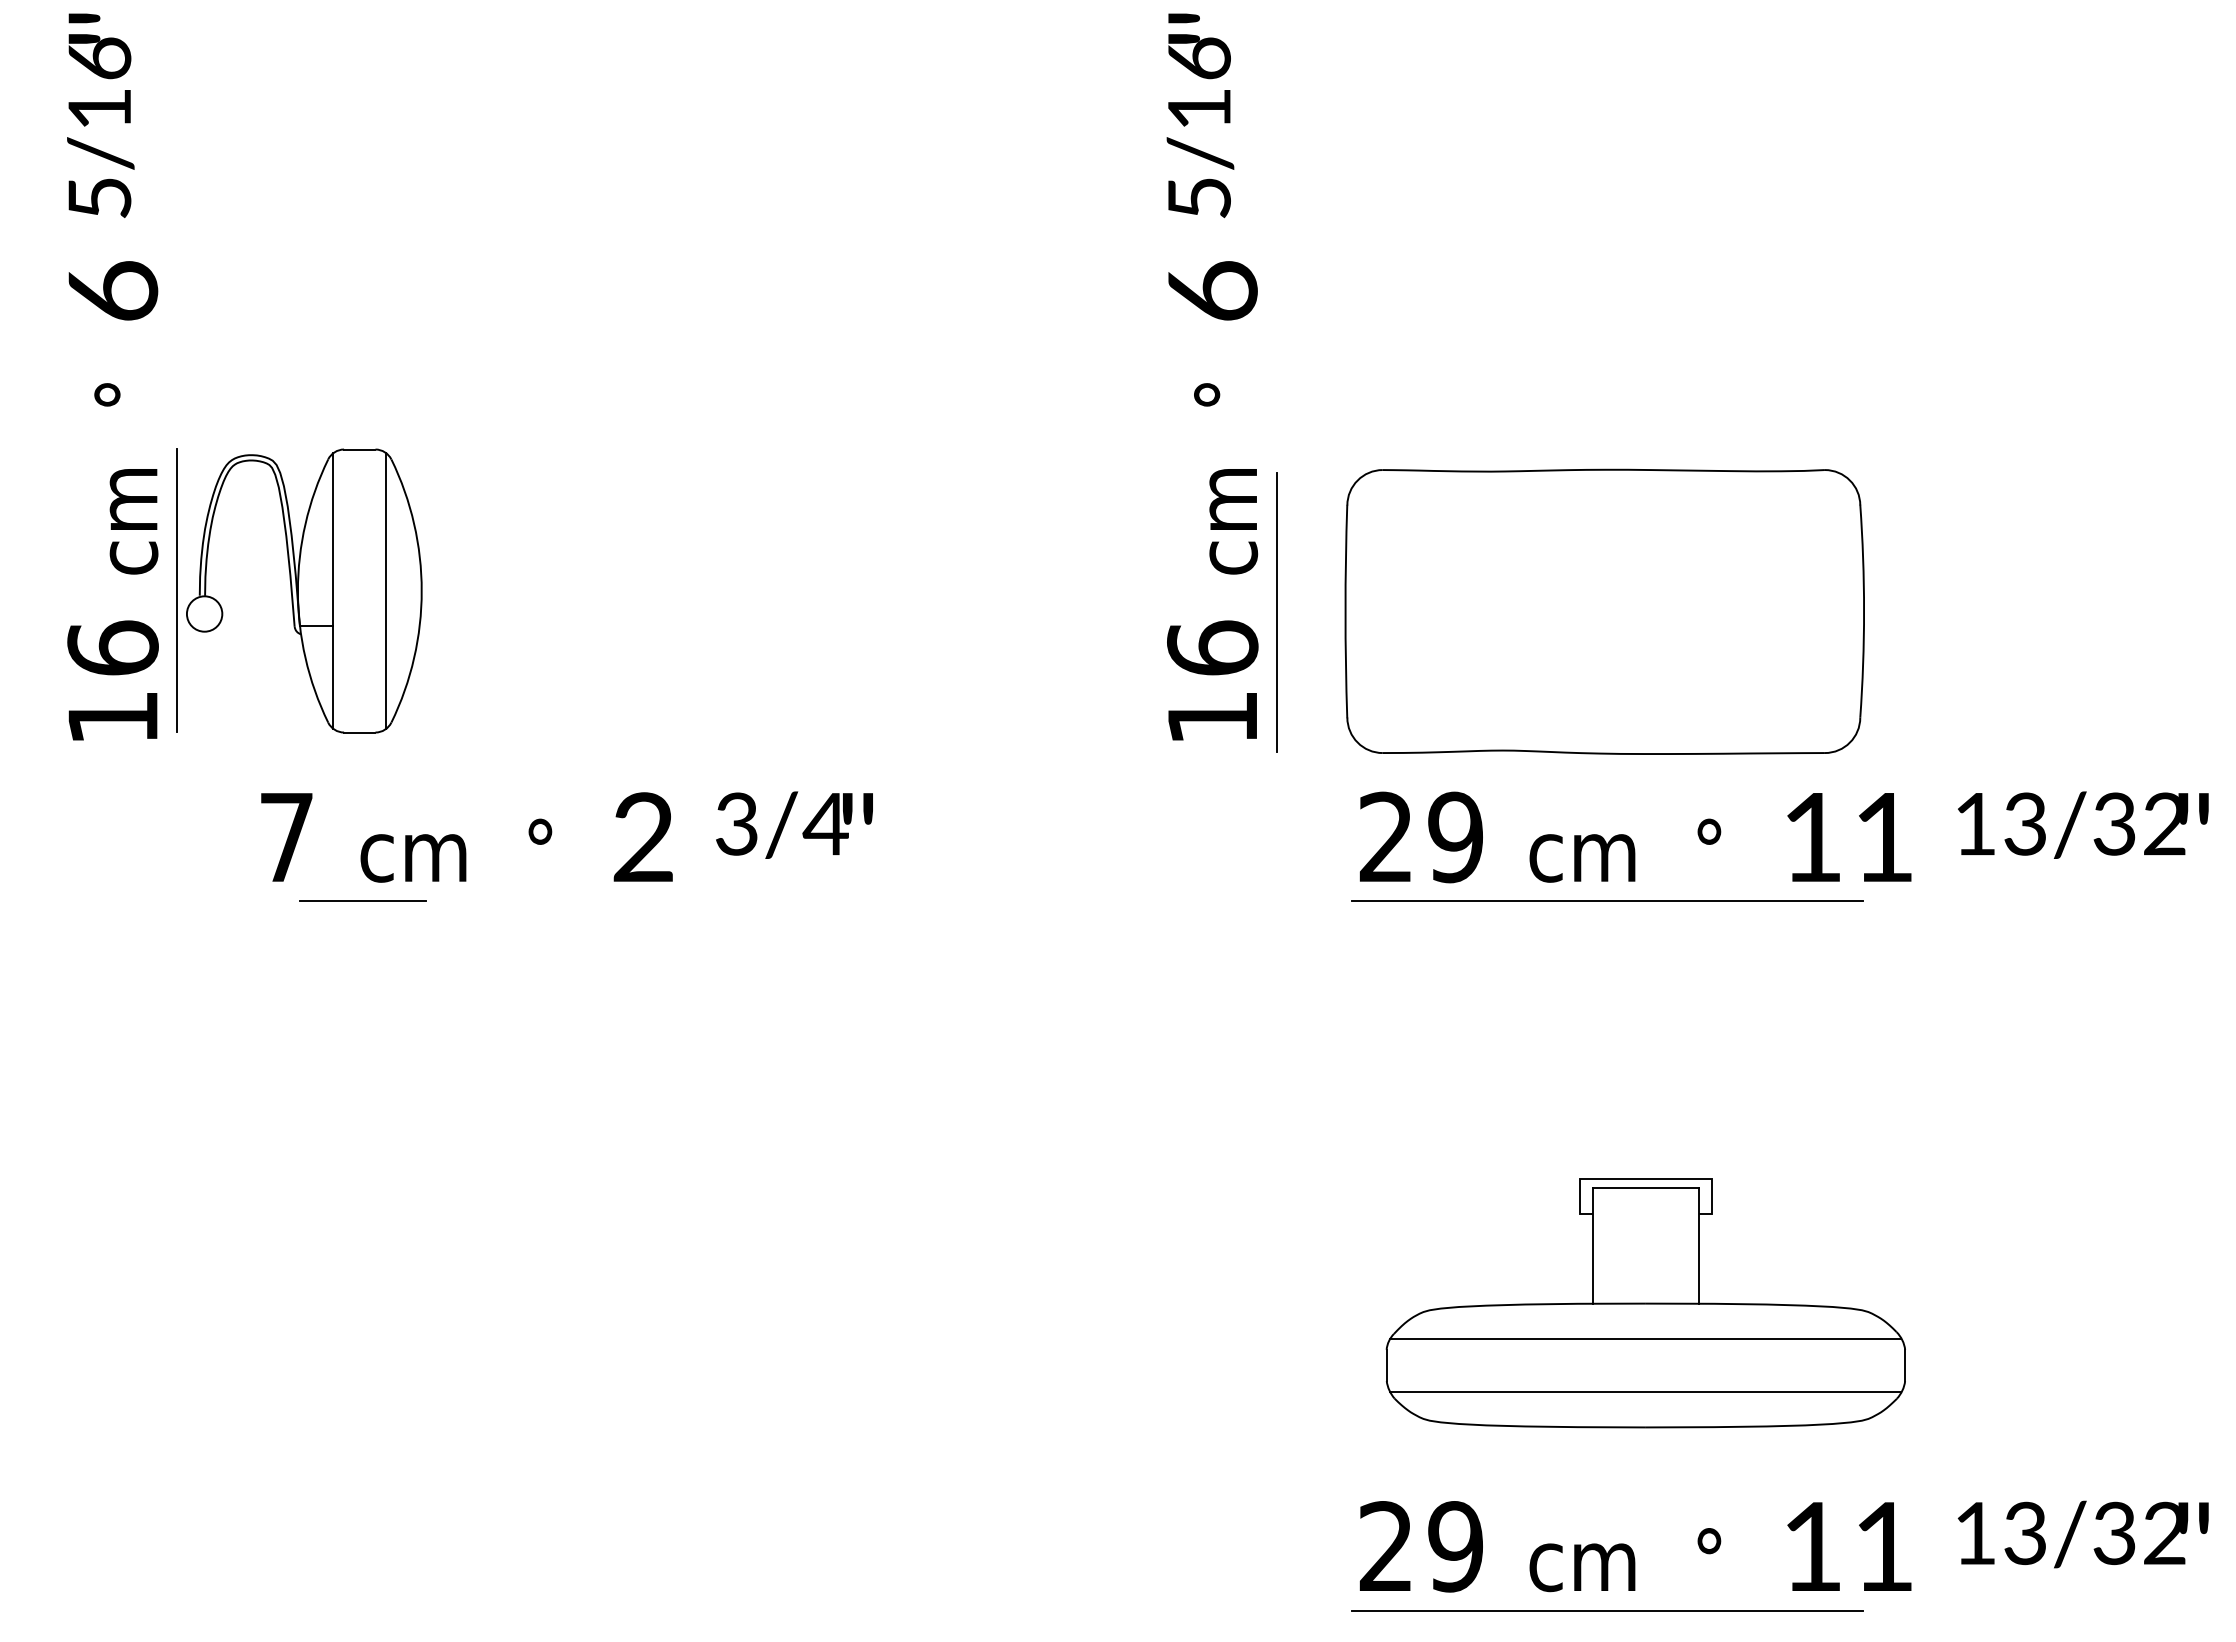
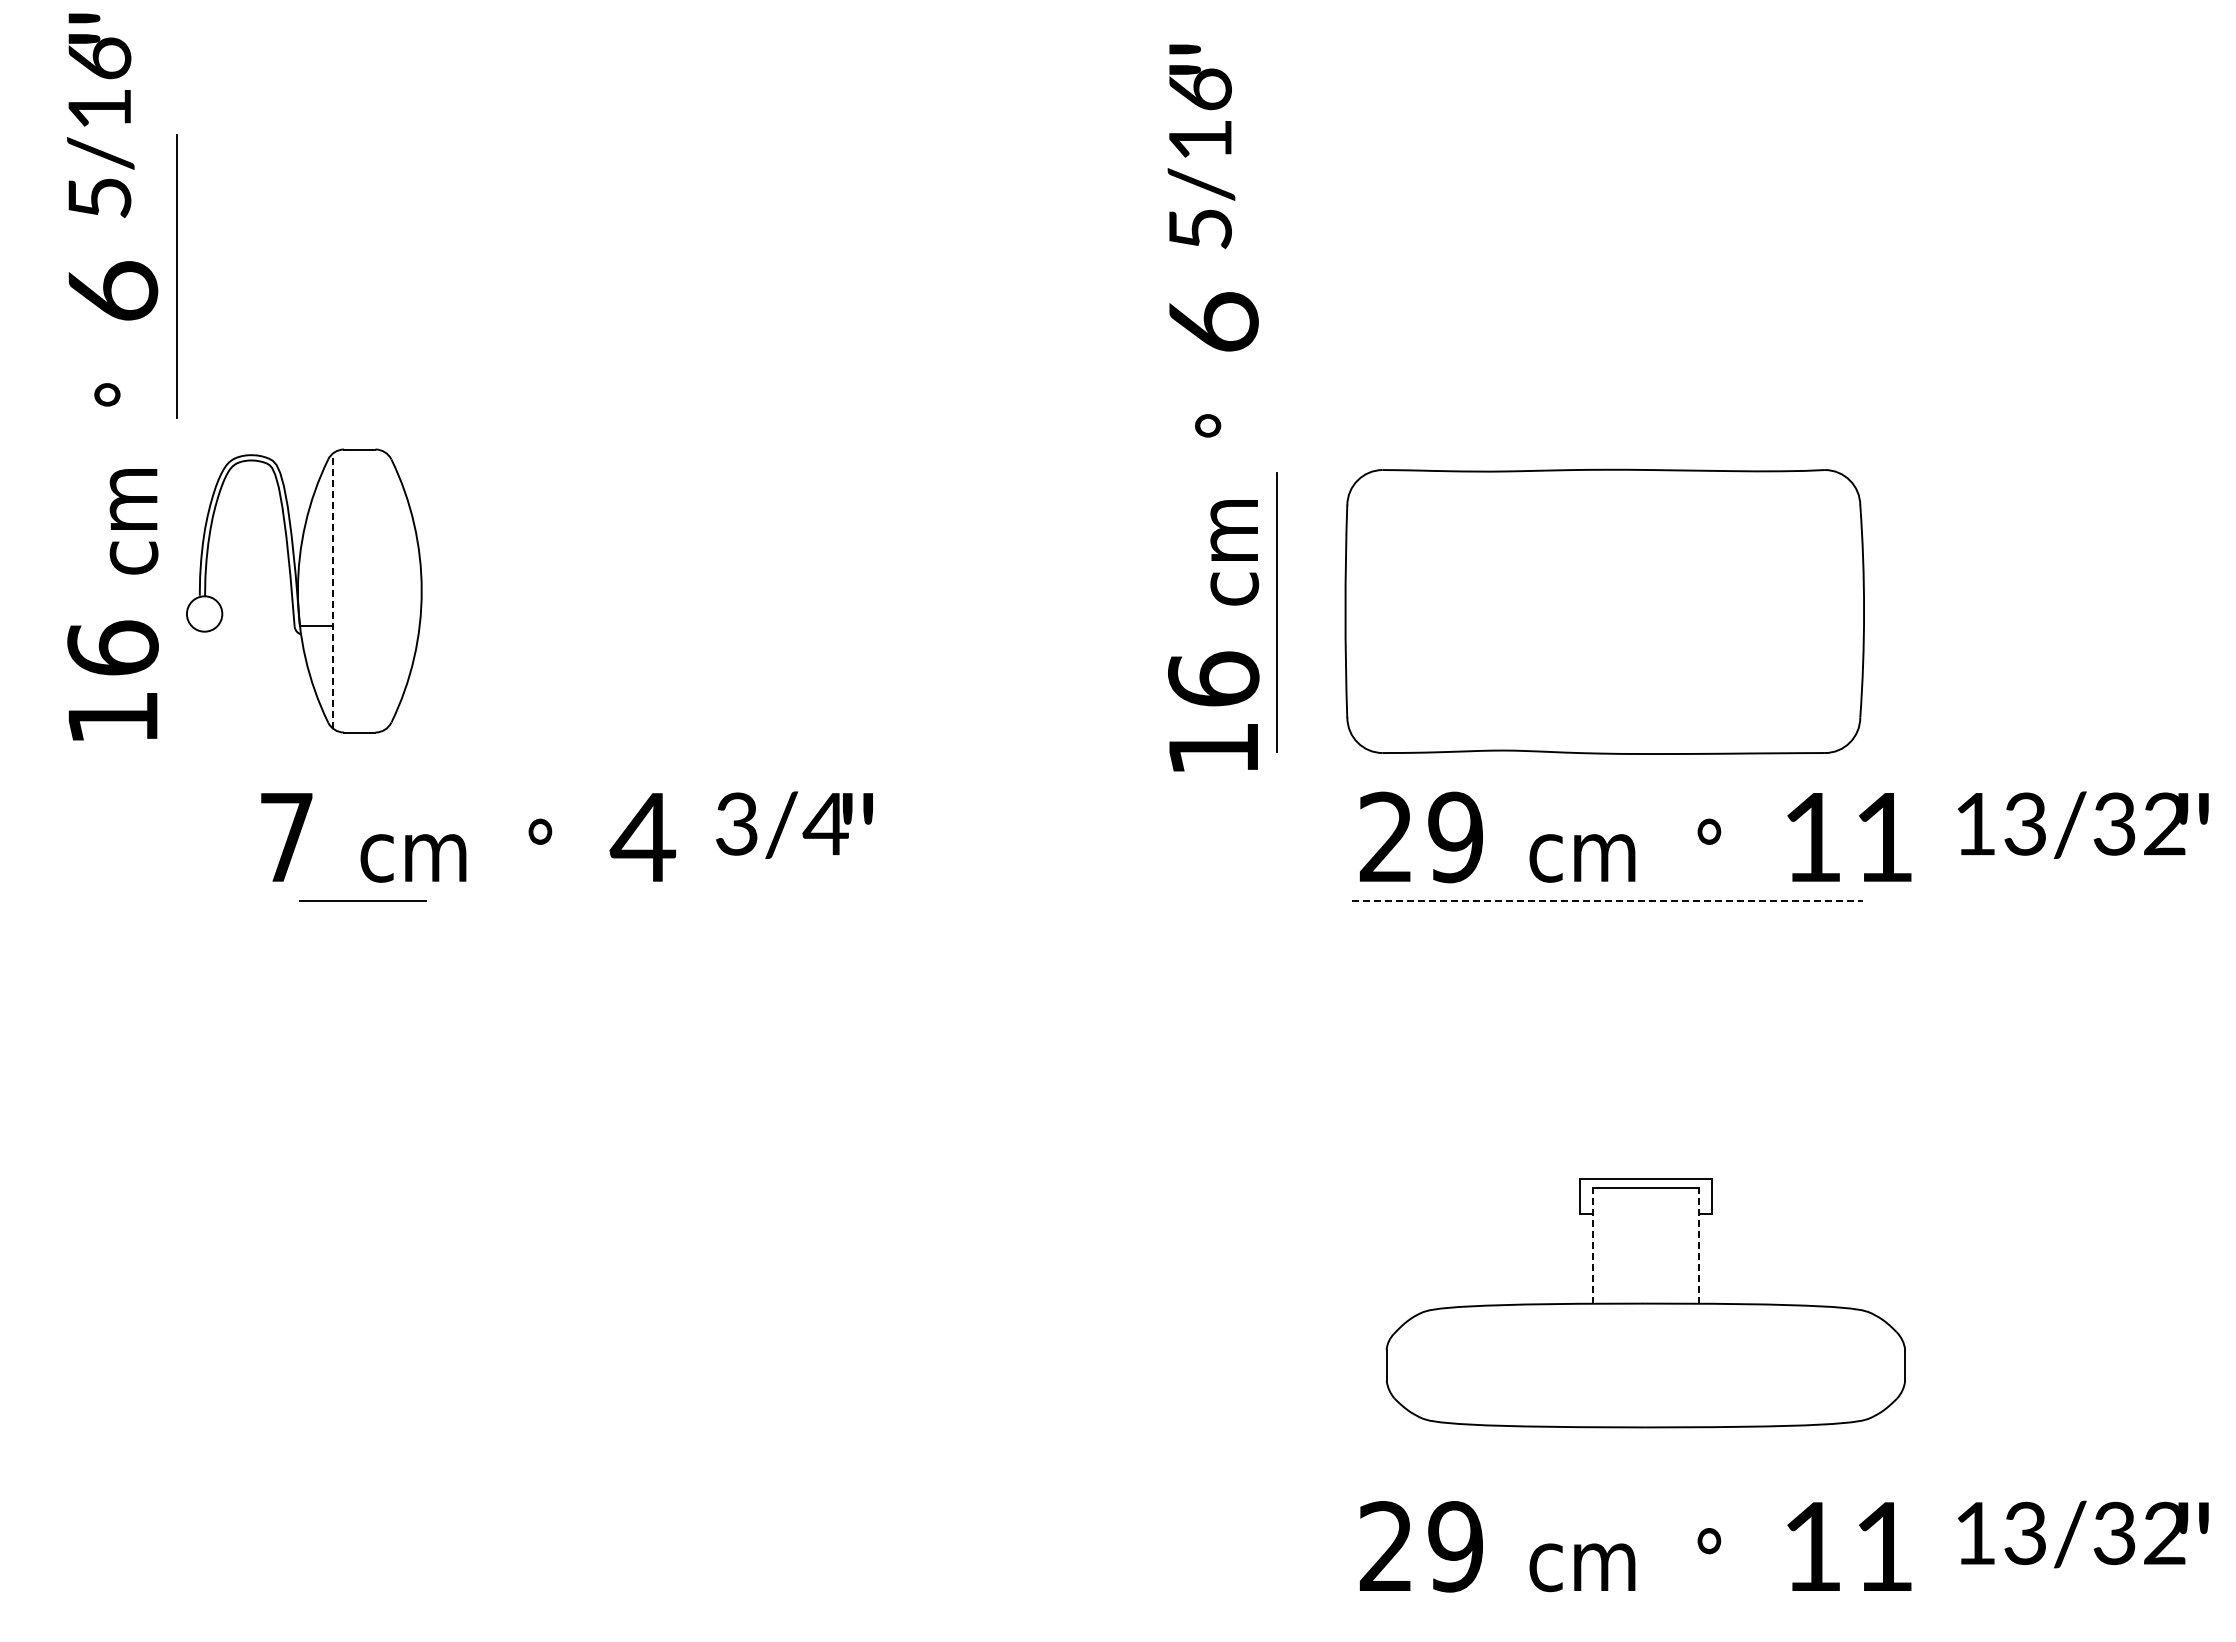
text position: (1212, 376) -> (1213, 407) (1213, 407)
line position: (176, 590) -> (176, 276) (176, 276)
line: present -> none (386, 590)
line: solid -> dashed (333, 591)
text: 2 -> 4 (642, 836)
line: solid -> dashed (1607, 901)
line: solid -> dashed (1592, 1245)
line: solid -> dashed (1698, 1245)
line: present -> none (1645, 1338)
line: present -> none (1645, 1392)
line: present -> none (1607, 1610)
